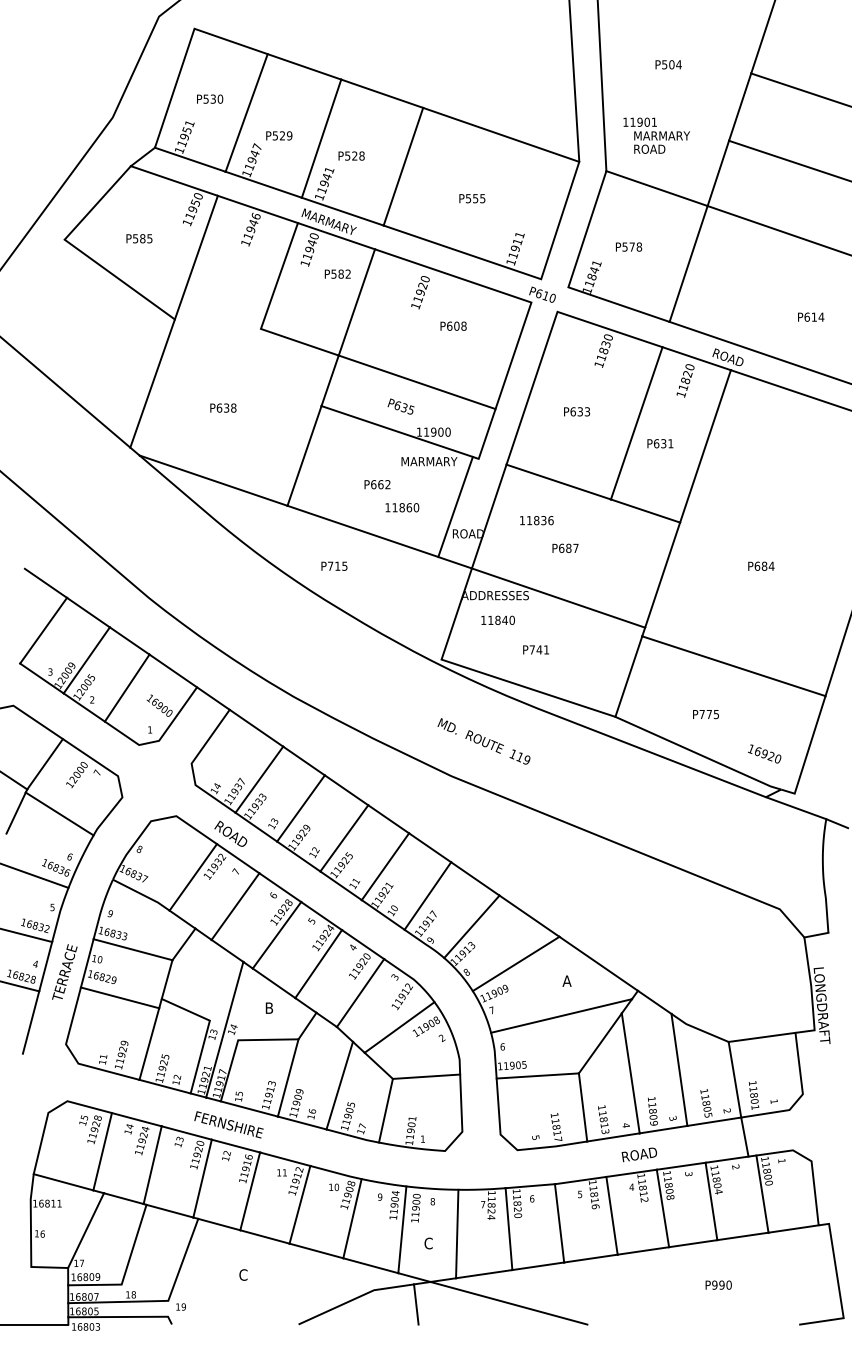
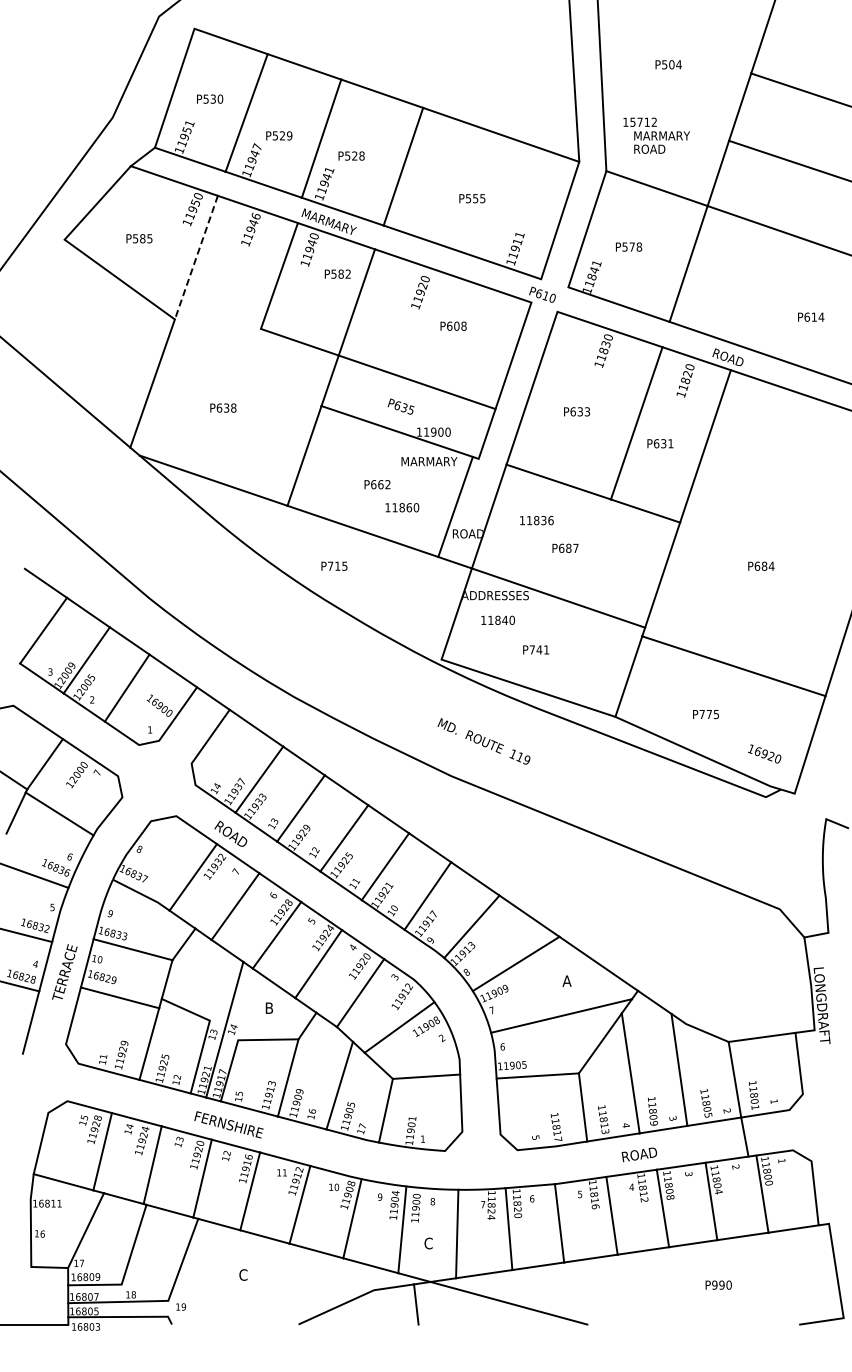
text: 11901 -> 15712 (643, 121)
line: solid -> dashed (196, 258)
line: present -> none (795, 808)
